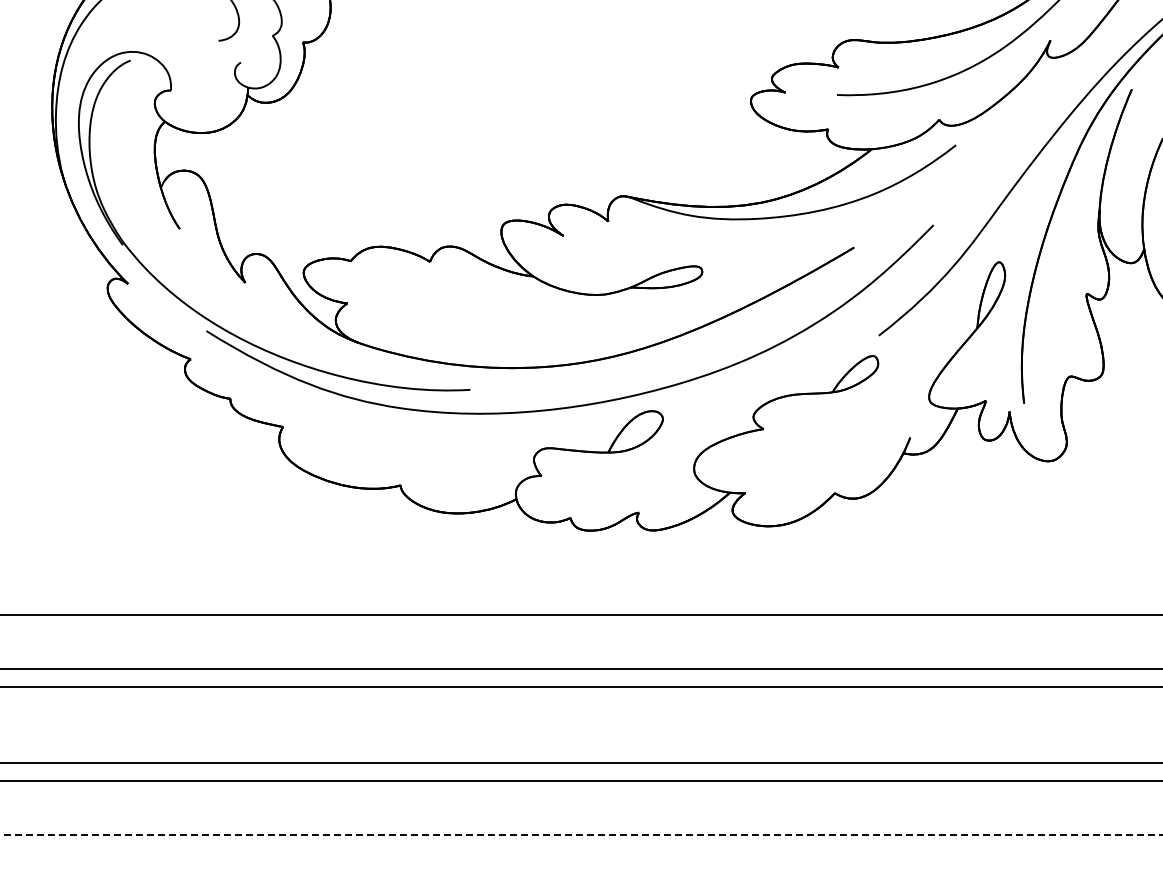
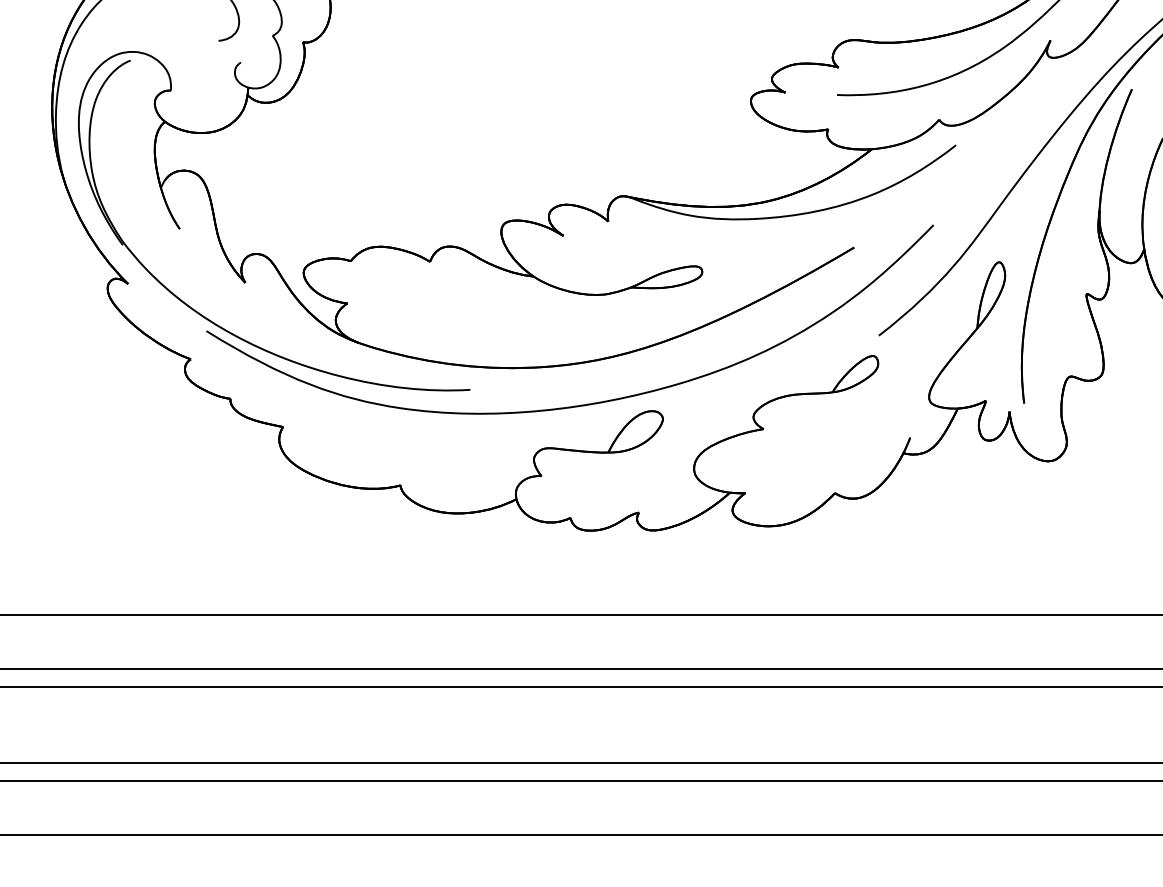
line: dashed -> solid (582, 834)
